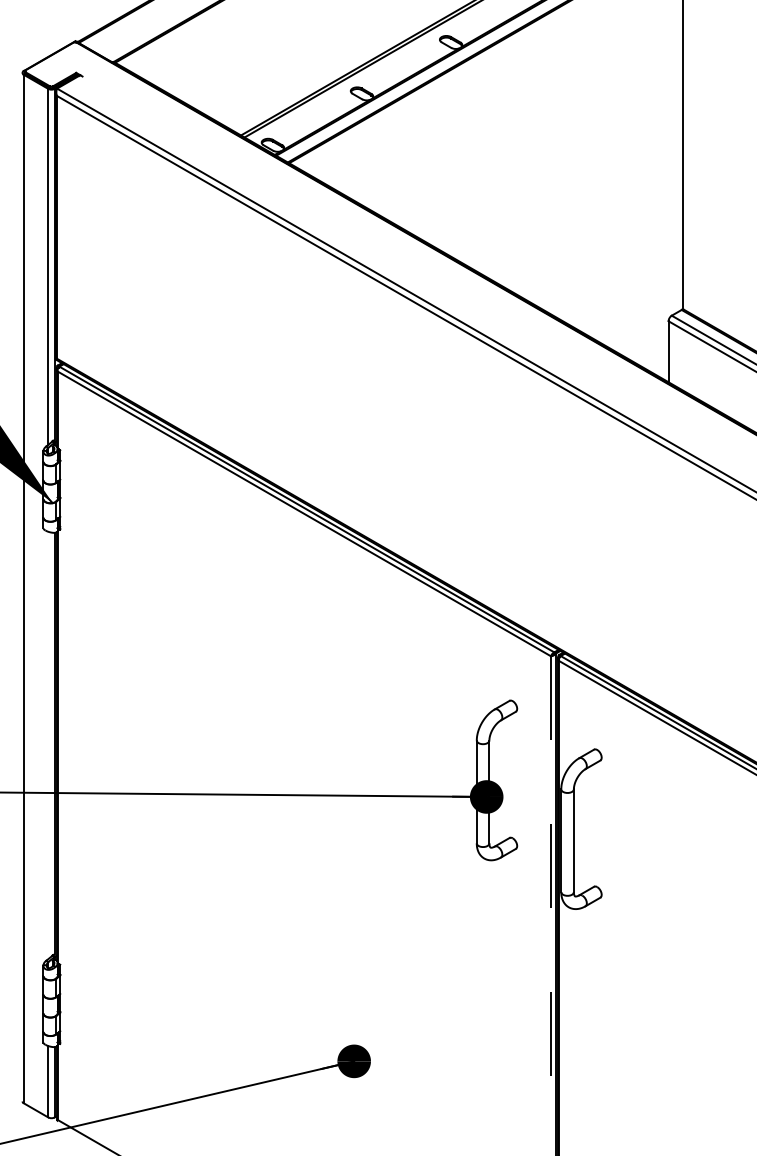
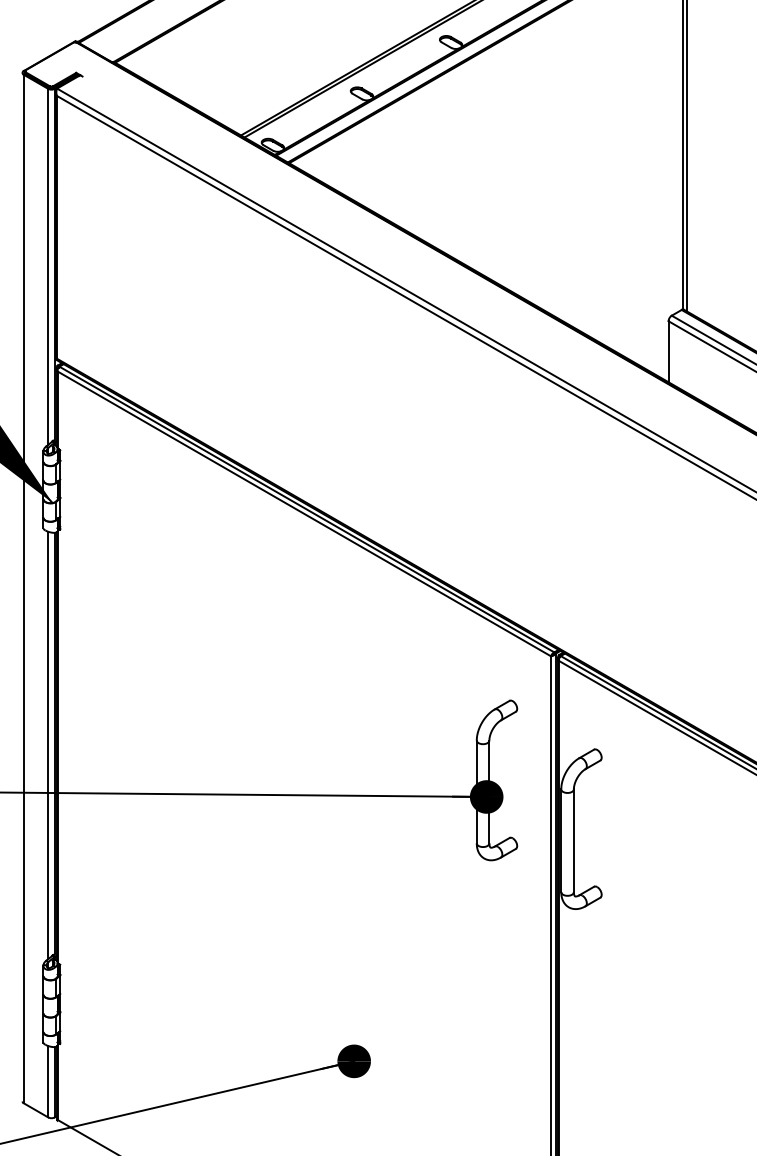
line: none -> present (686, 156)
line: none -> present (48, 745)
line: dashed -> solid (551, 906)
